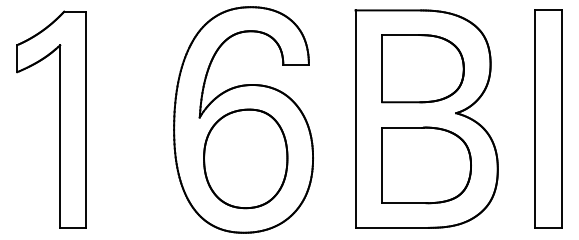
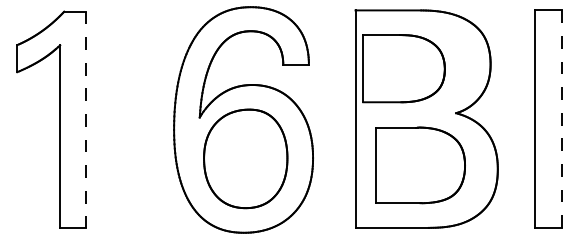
part position: (422, 68) -> (403, 68) (403, 68)
line: solid -> dashed (561, 119)
line: solid -> dashed (86, 120)
part position: (426, 165) -> (420, 165) (420, 165)
